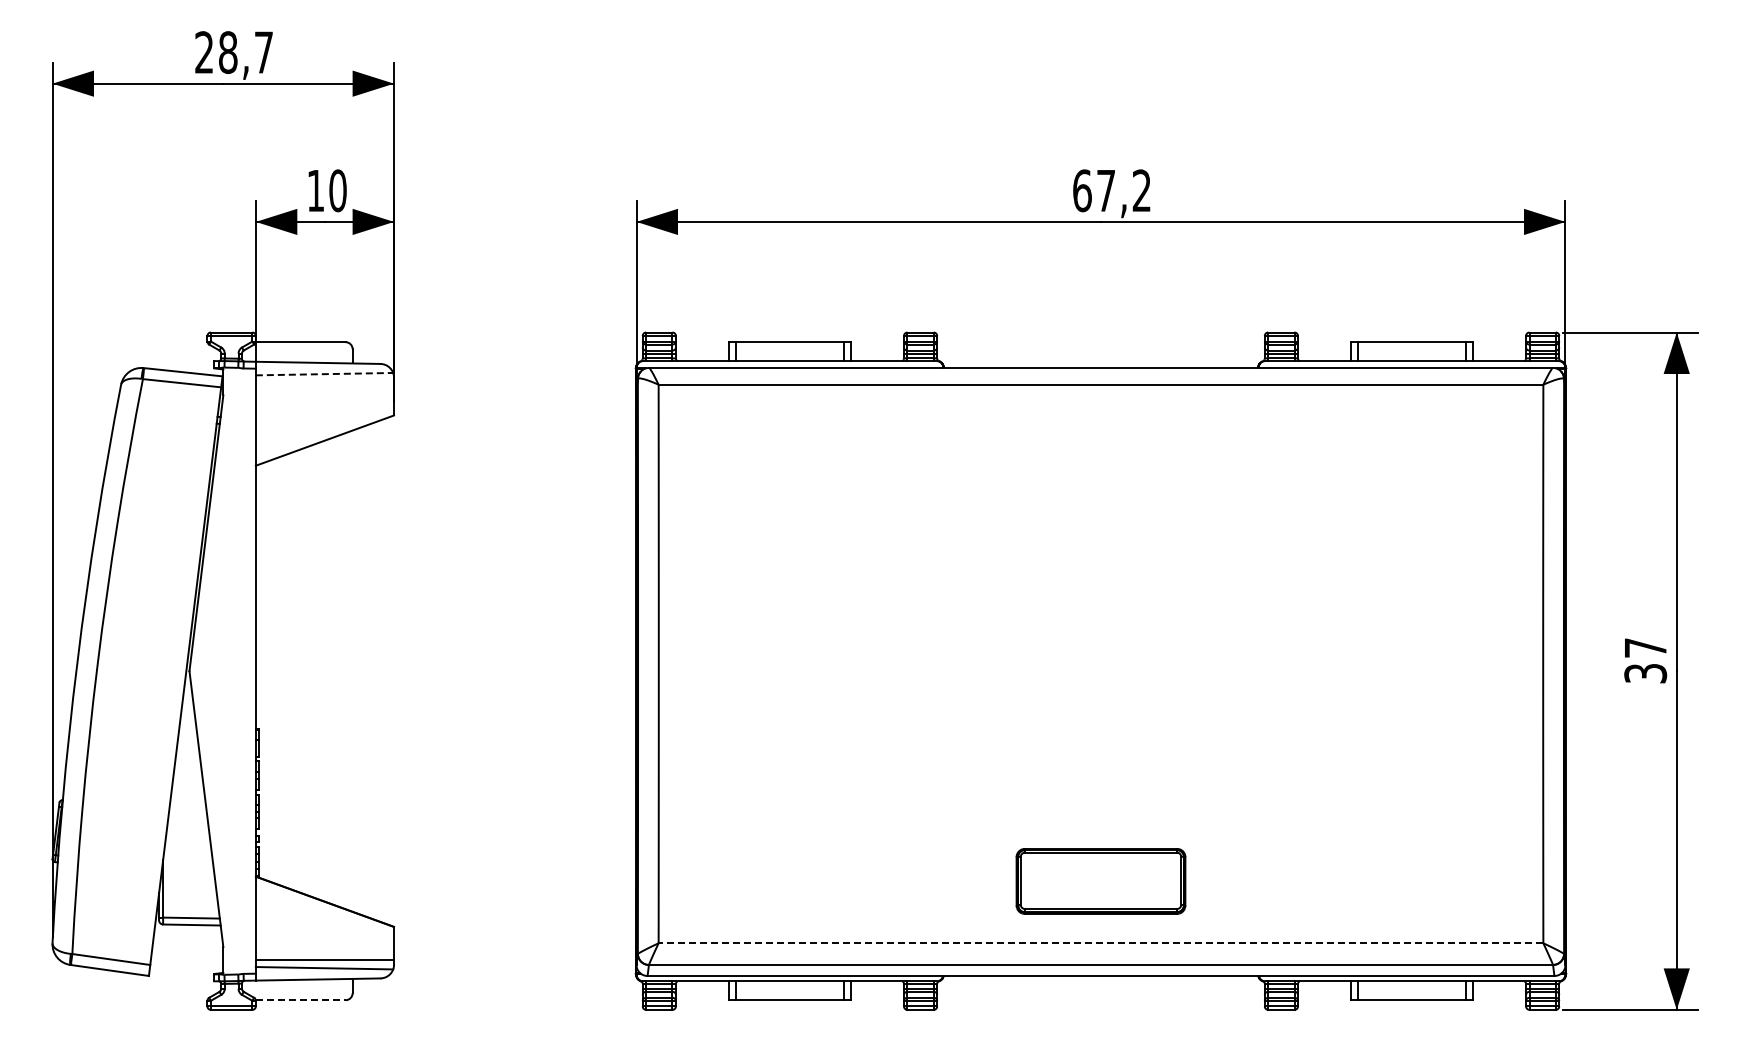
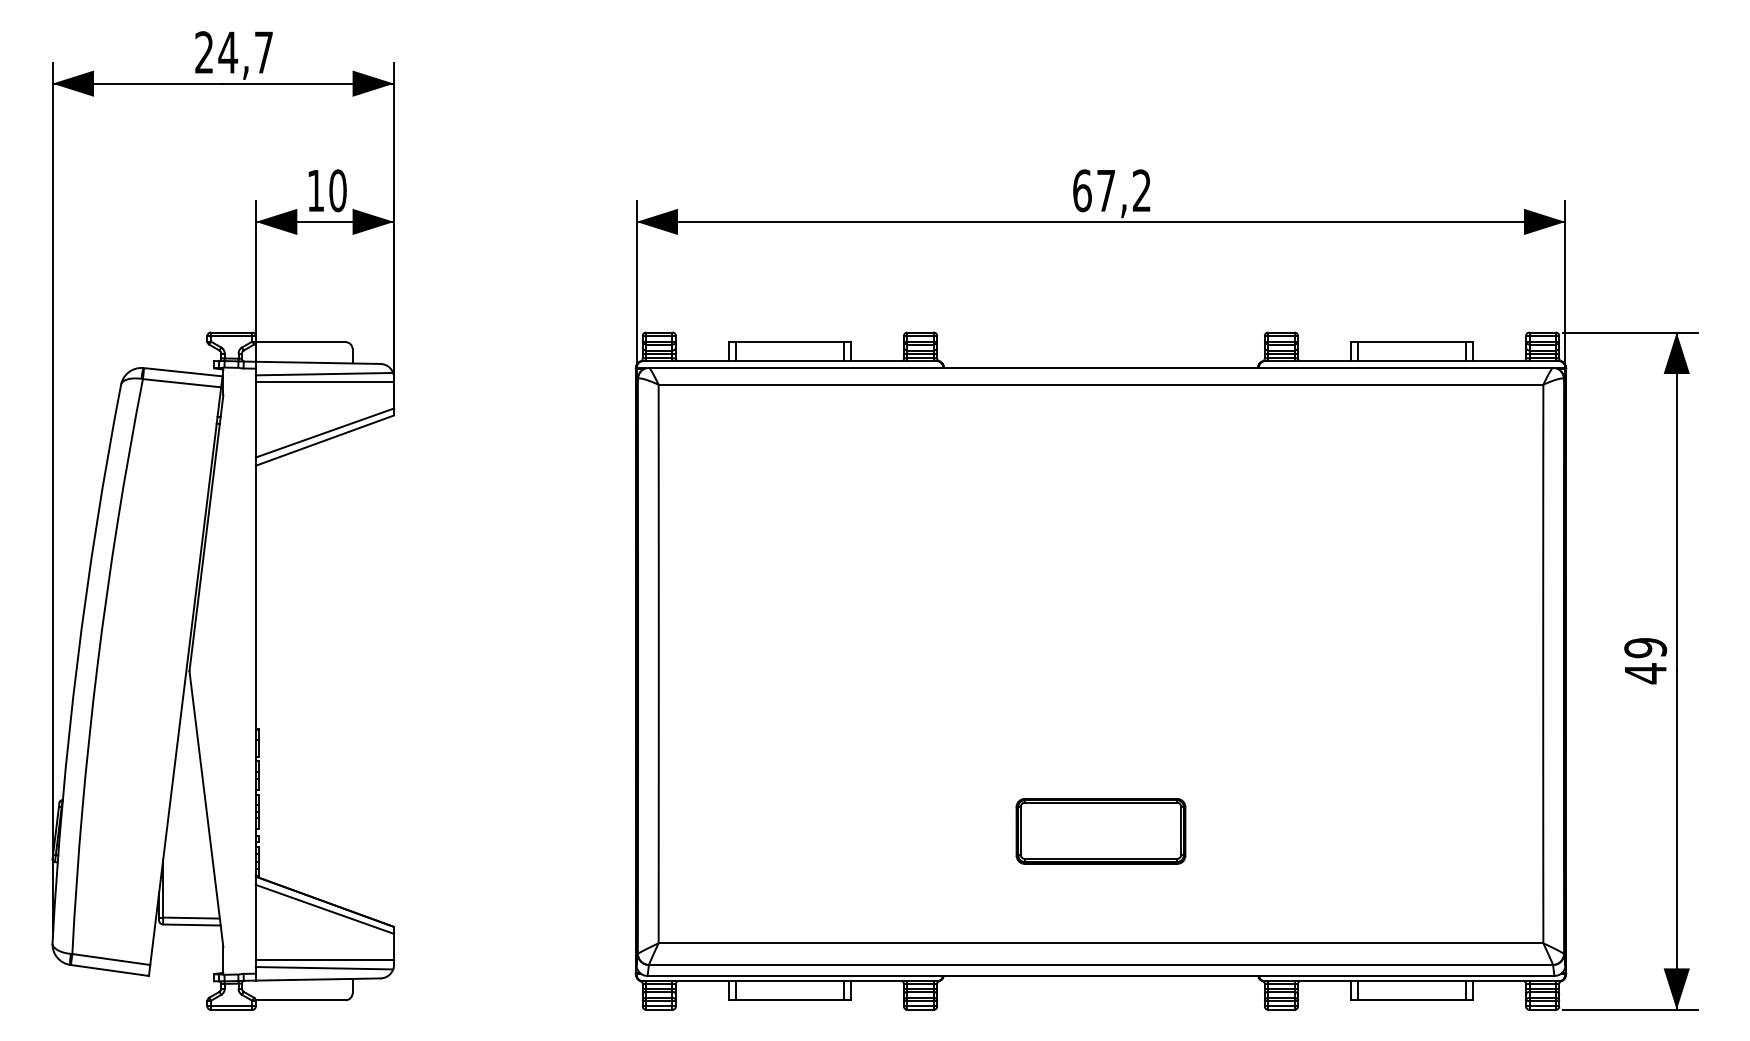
text: 28,7 -> 24,7 (228, 52)
line: dashed -> solid (324, 374)
line: none -> present (324, 382)
line: none -> present (324, 432)
text: 37 -> 49 (1645, 661)
part position: (1100, 881) -> (1100, 831) (1100, 831)
line: none -> present (324, 908)
line: dashed -> solid (1100, 943)
line: dashed -> solid (300, 1000)
